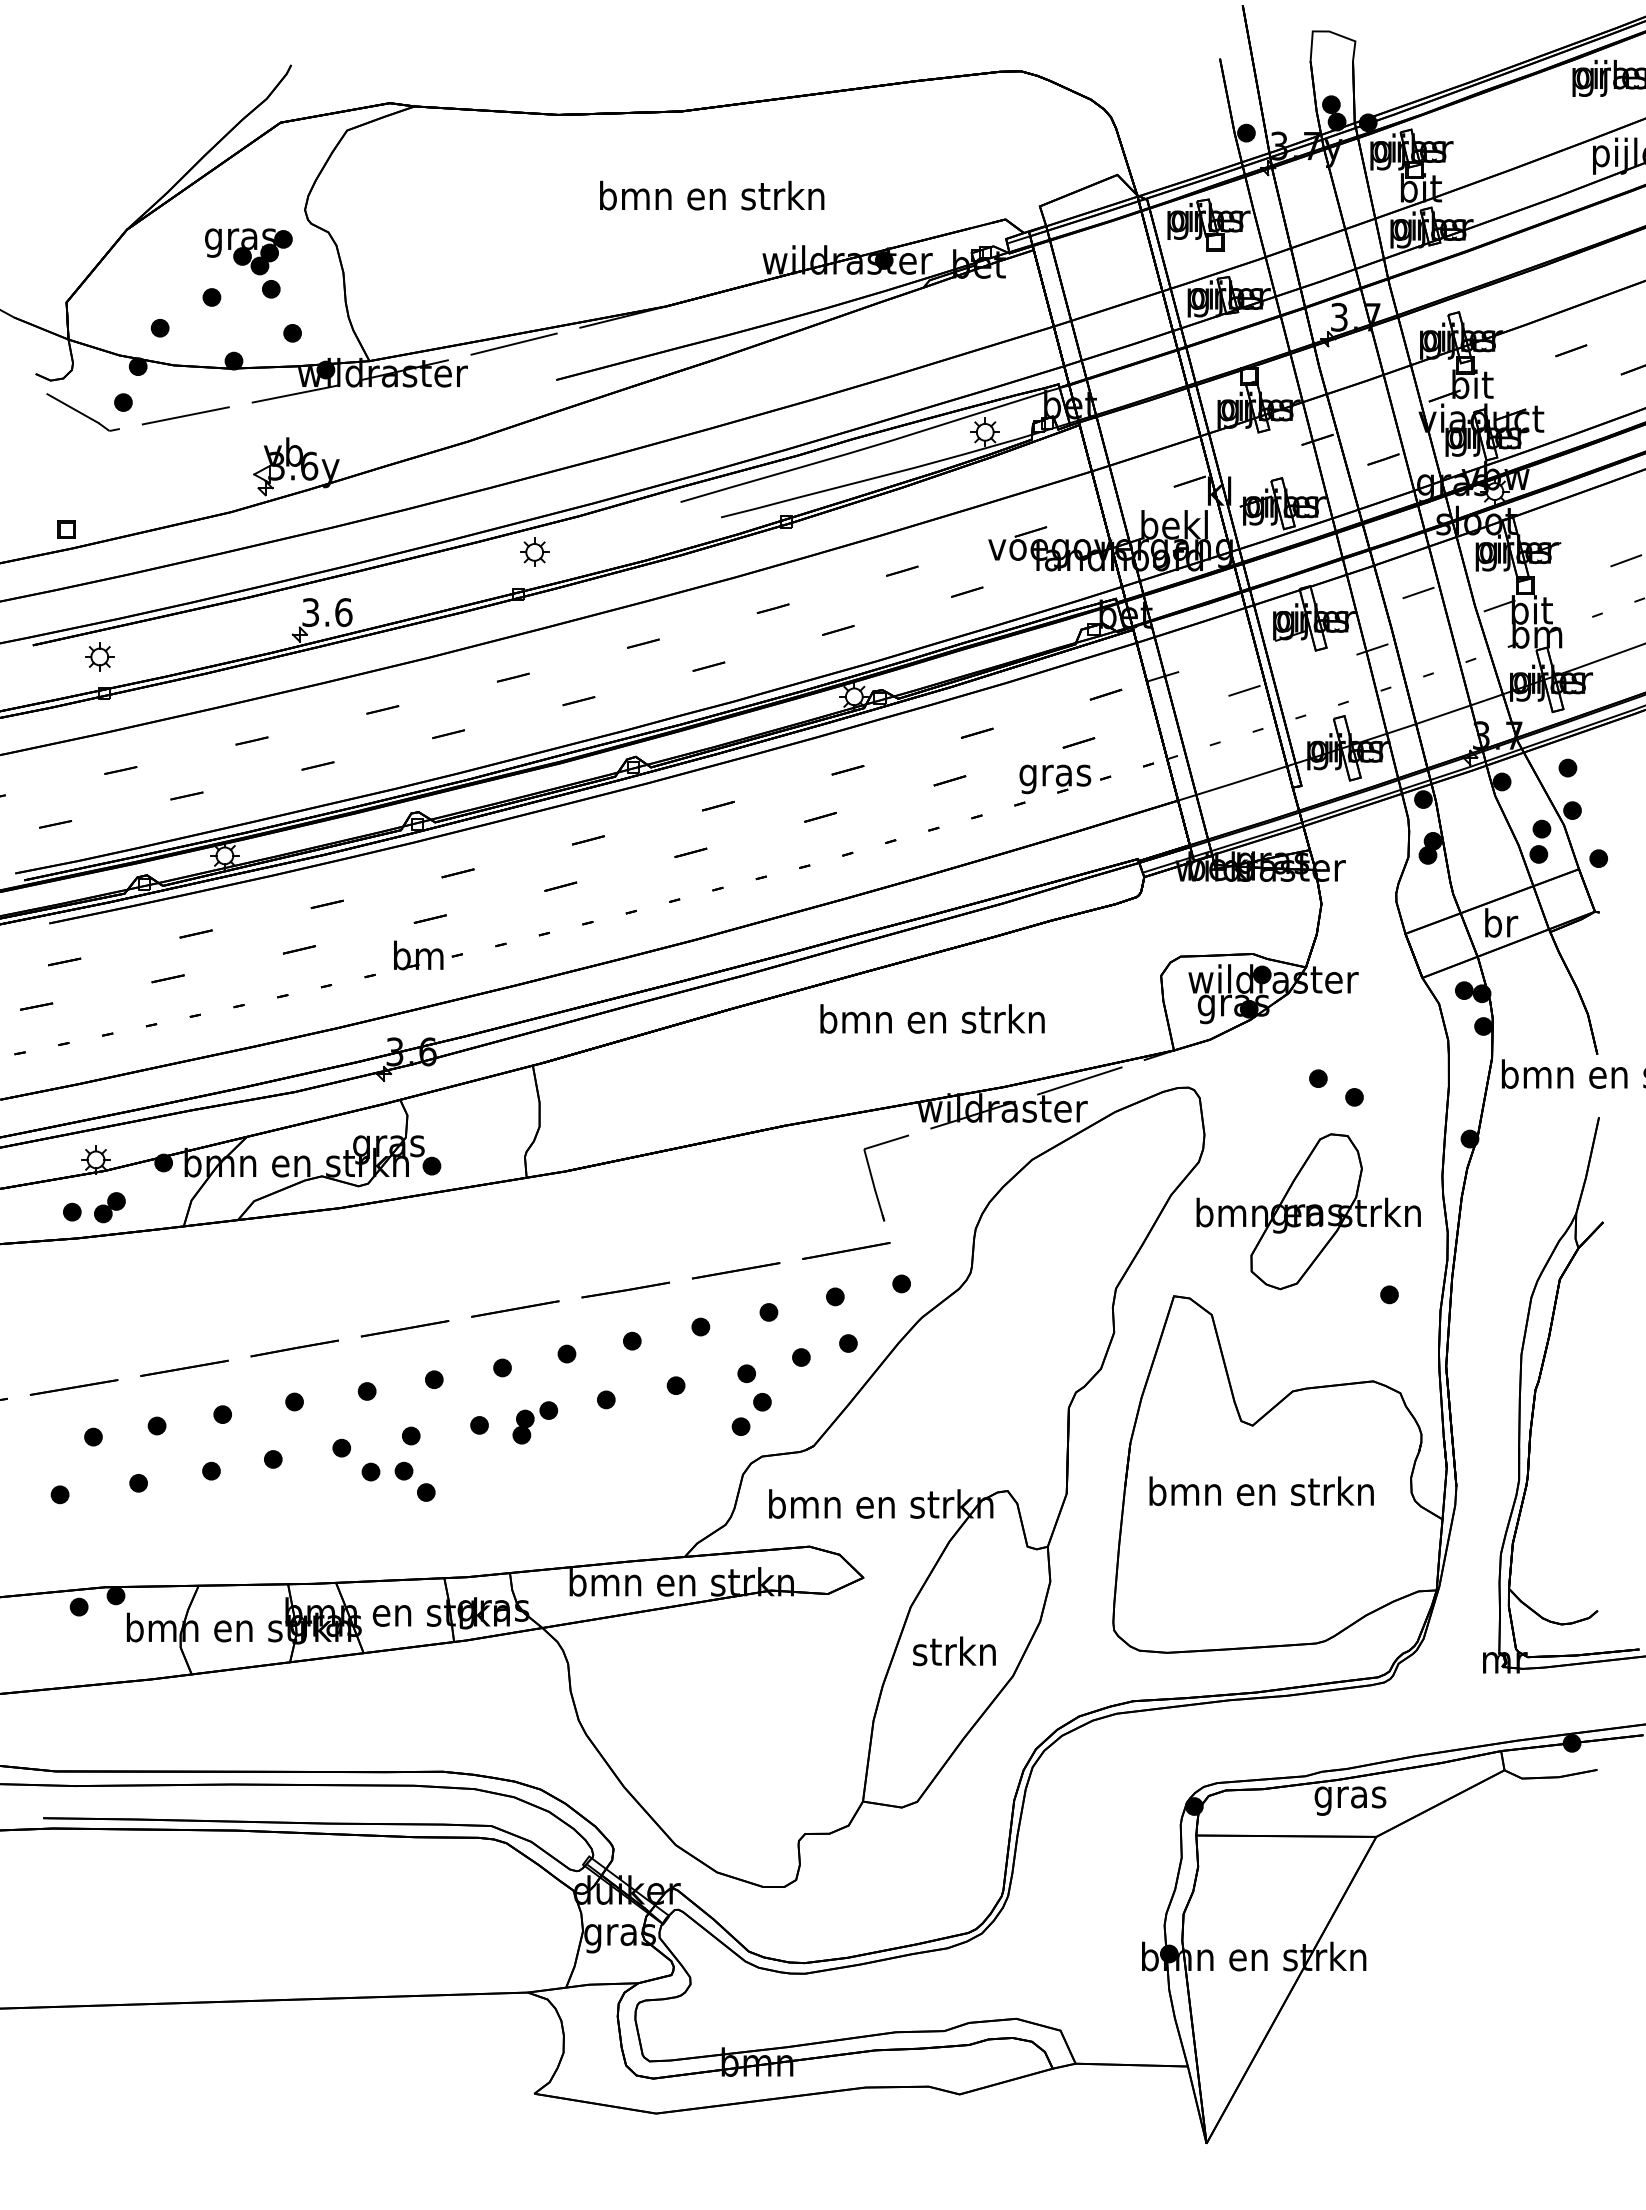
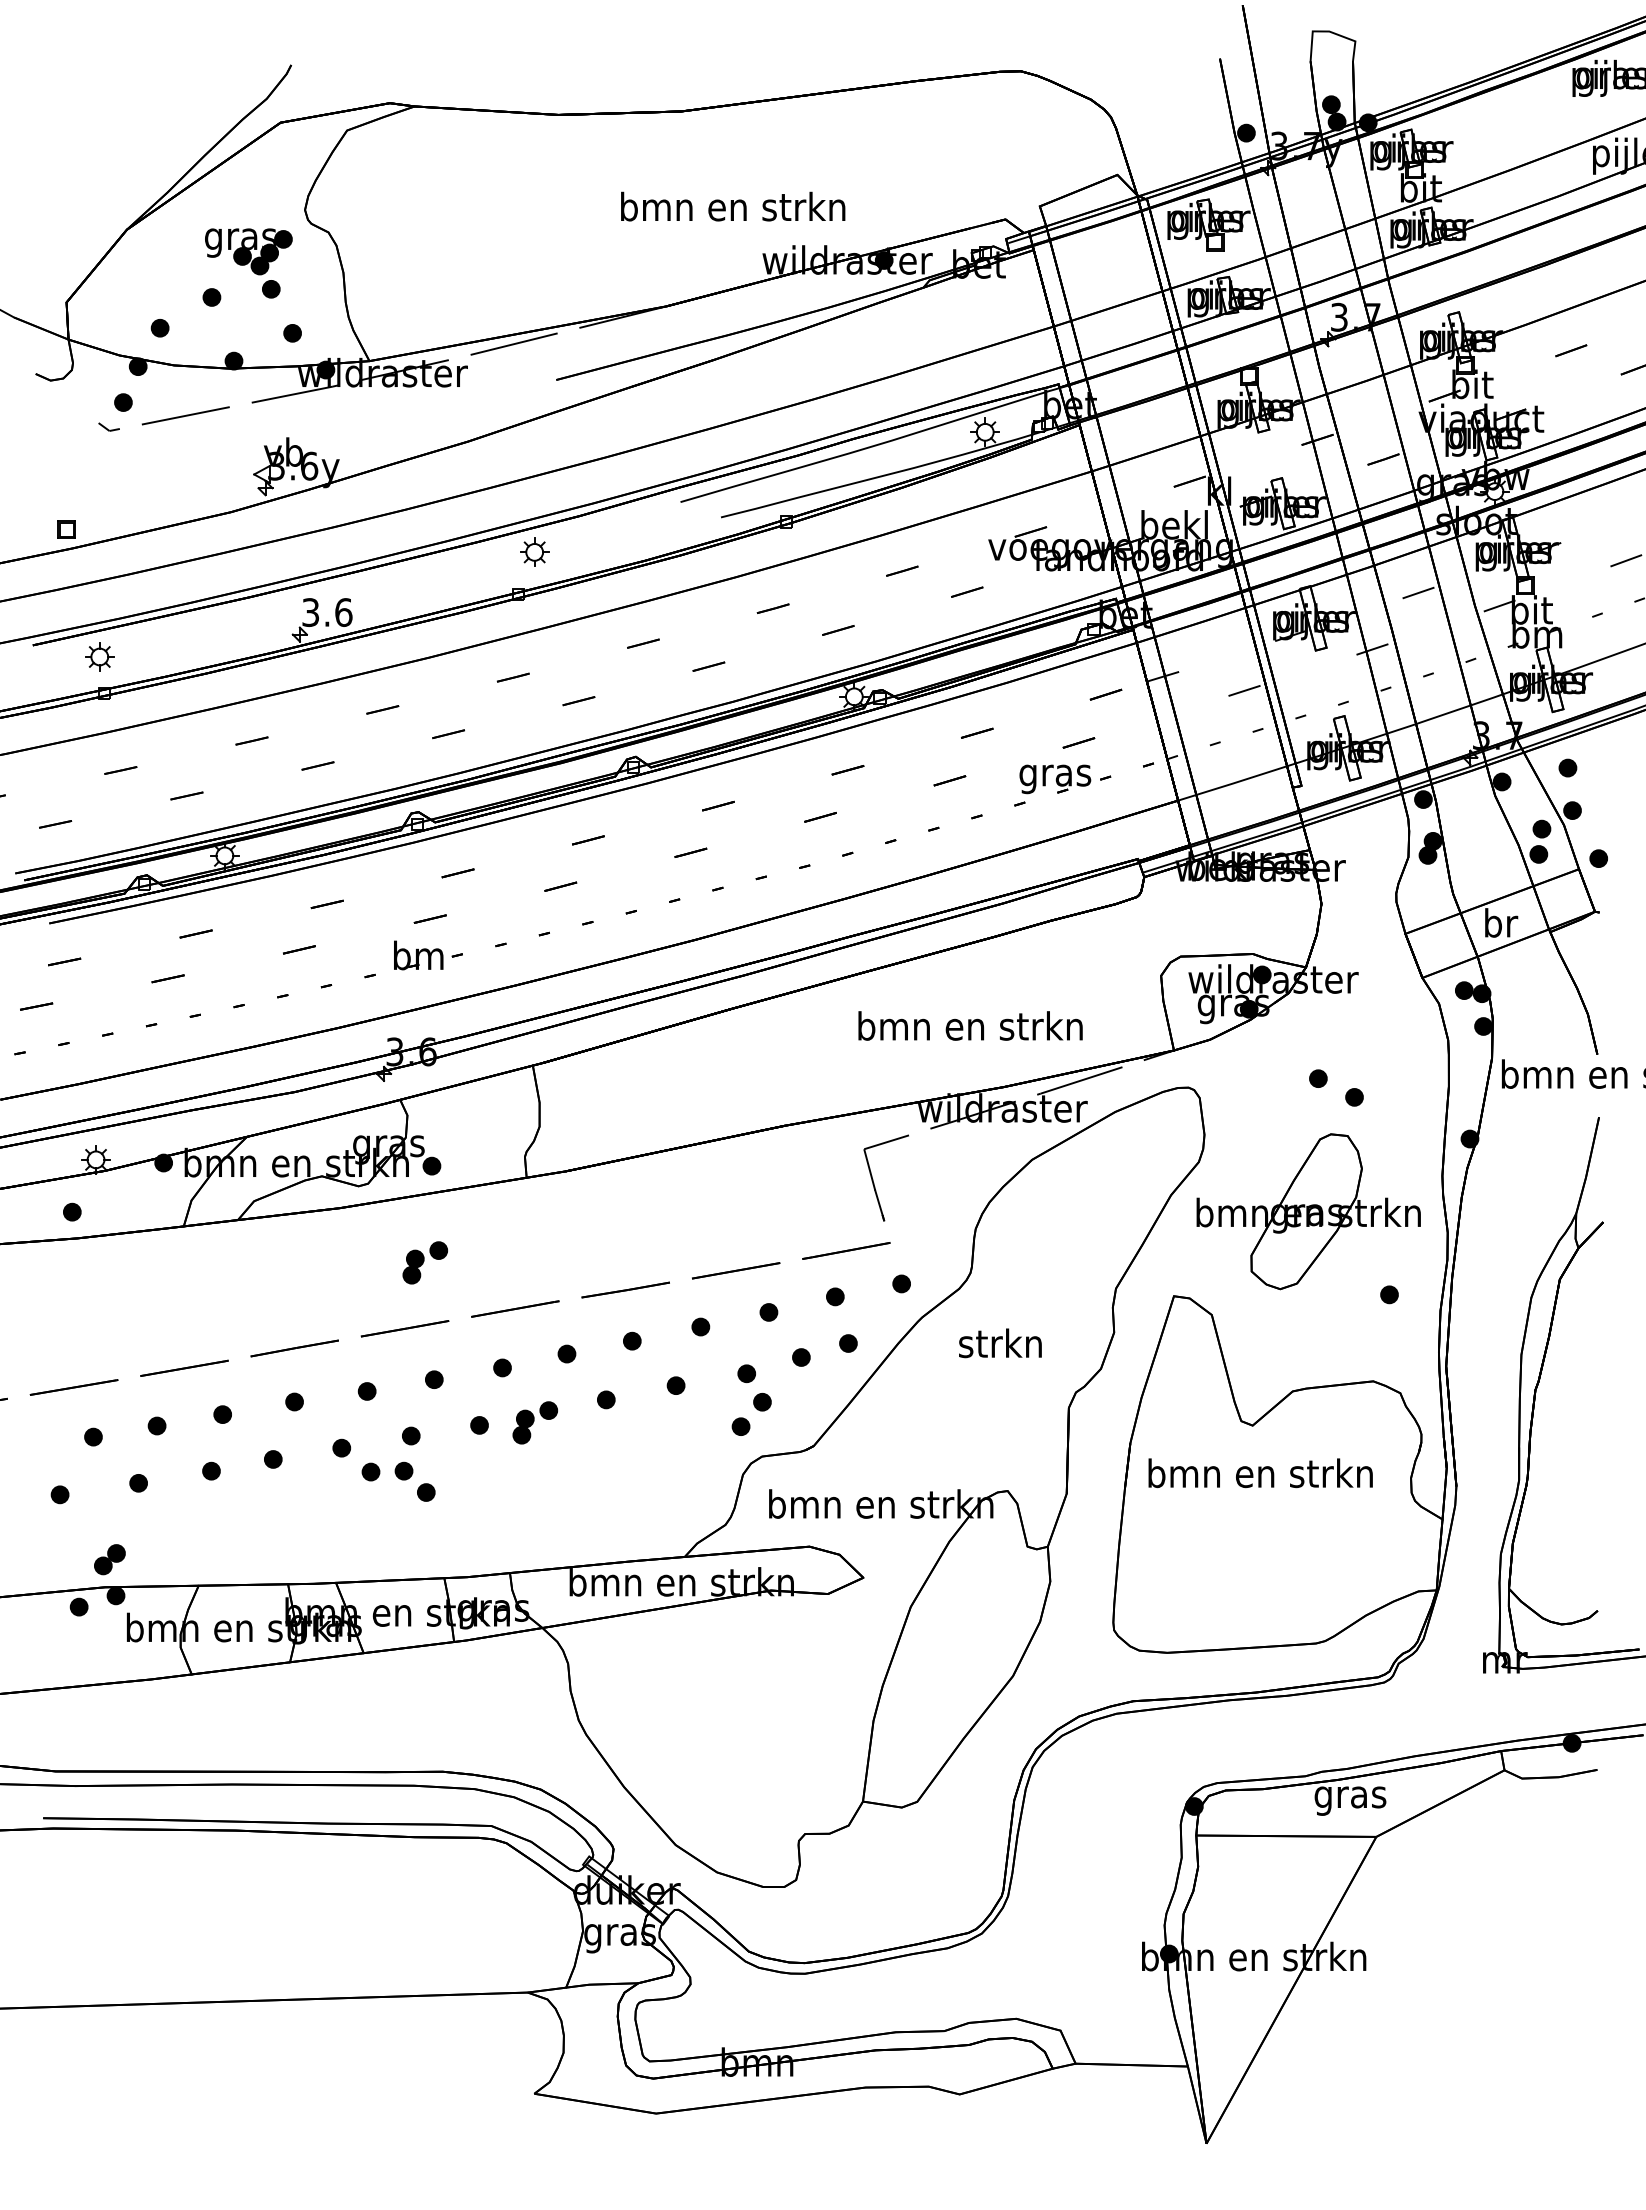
text position: (712, 195) -> (733, 206) (733, 206)
line: present -> none (72, 408)
text position: (932, 1018) -> (970, 1025) (970, 1025)
part position: (109, 1207) -> (109, 1559) (109, 1559)
part: none -> present (425, 1262)
text position: (1261, 1491) -> (1260, 1473) (1260, 1473)
text position: (954, 1651) -> (1000, 1343) (1000, 1343)
